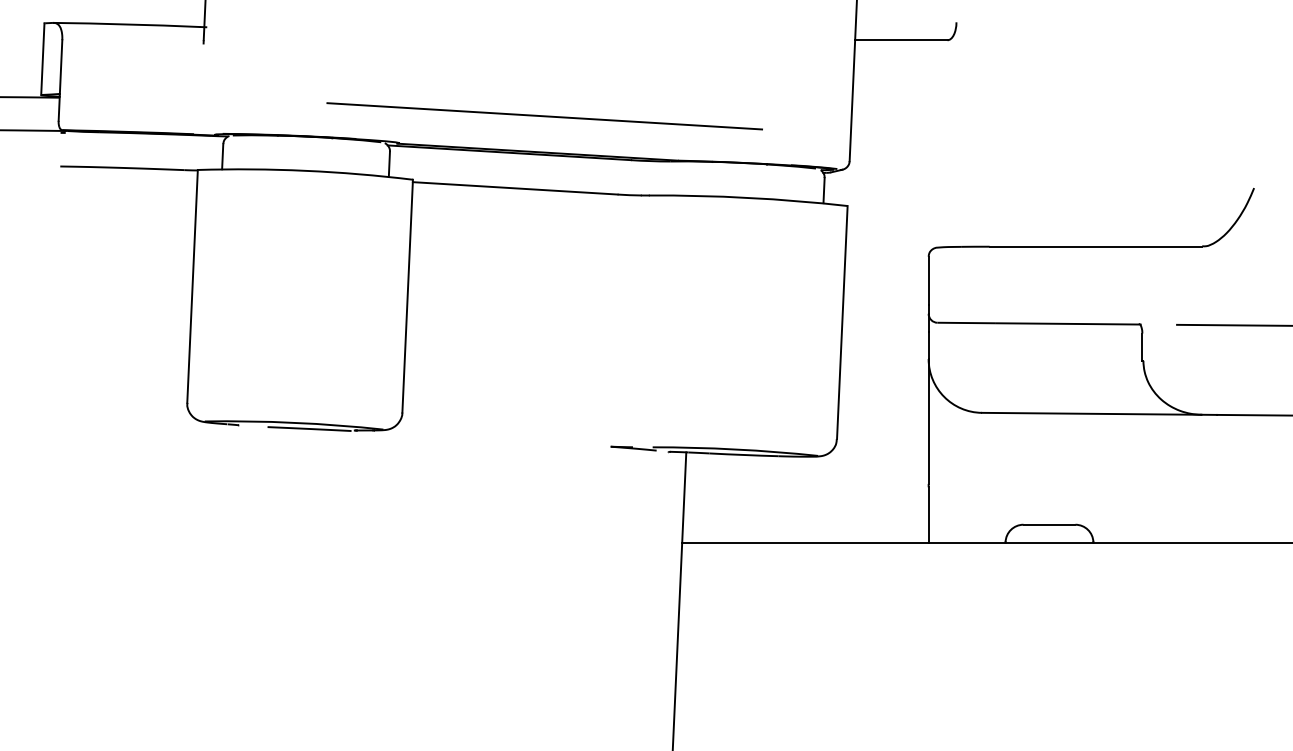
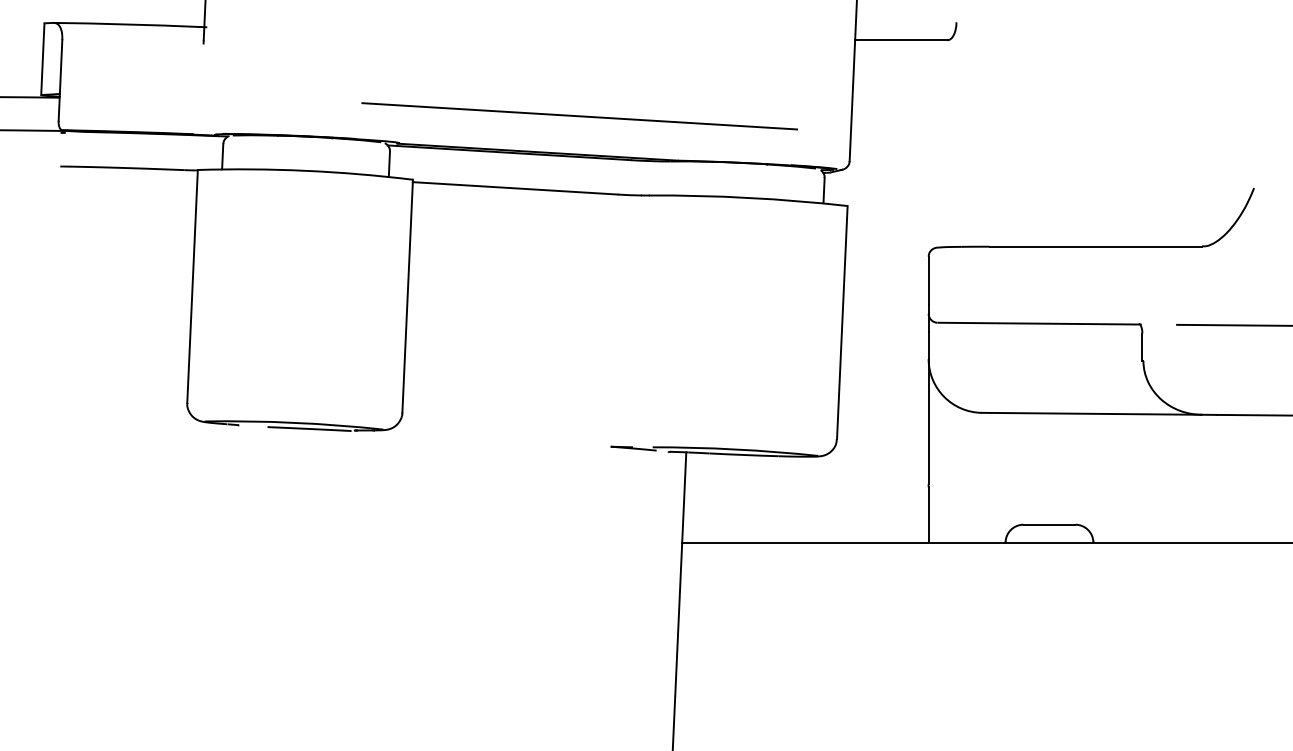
line position: (544, 116) -> (579, 116) (579, 116)
